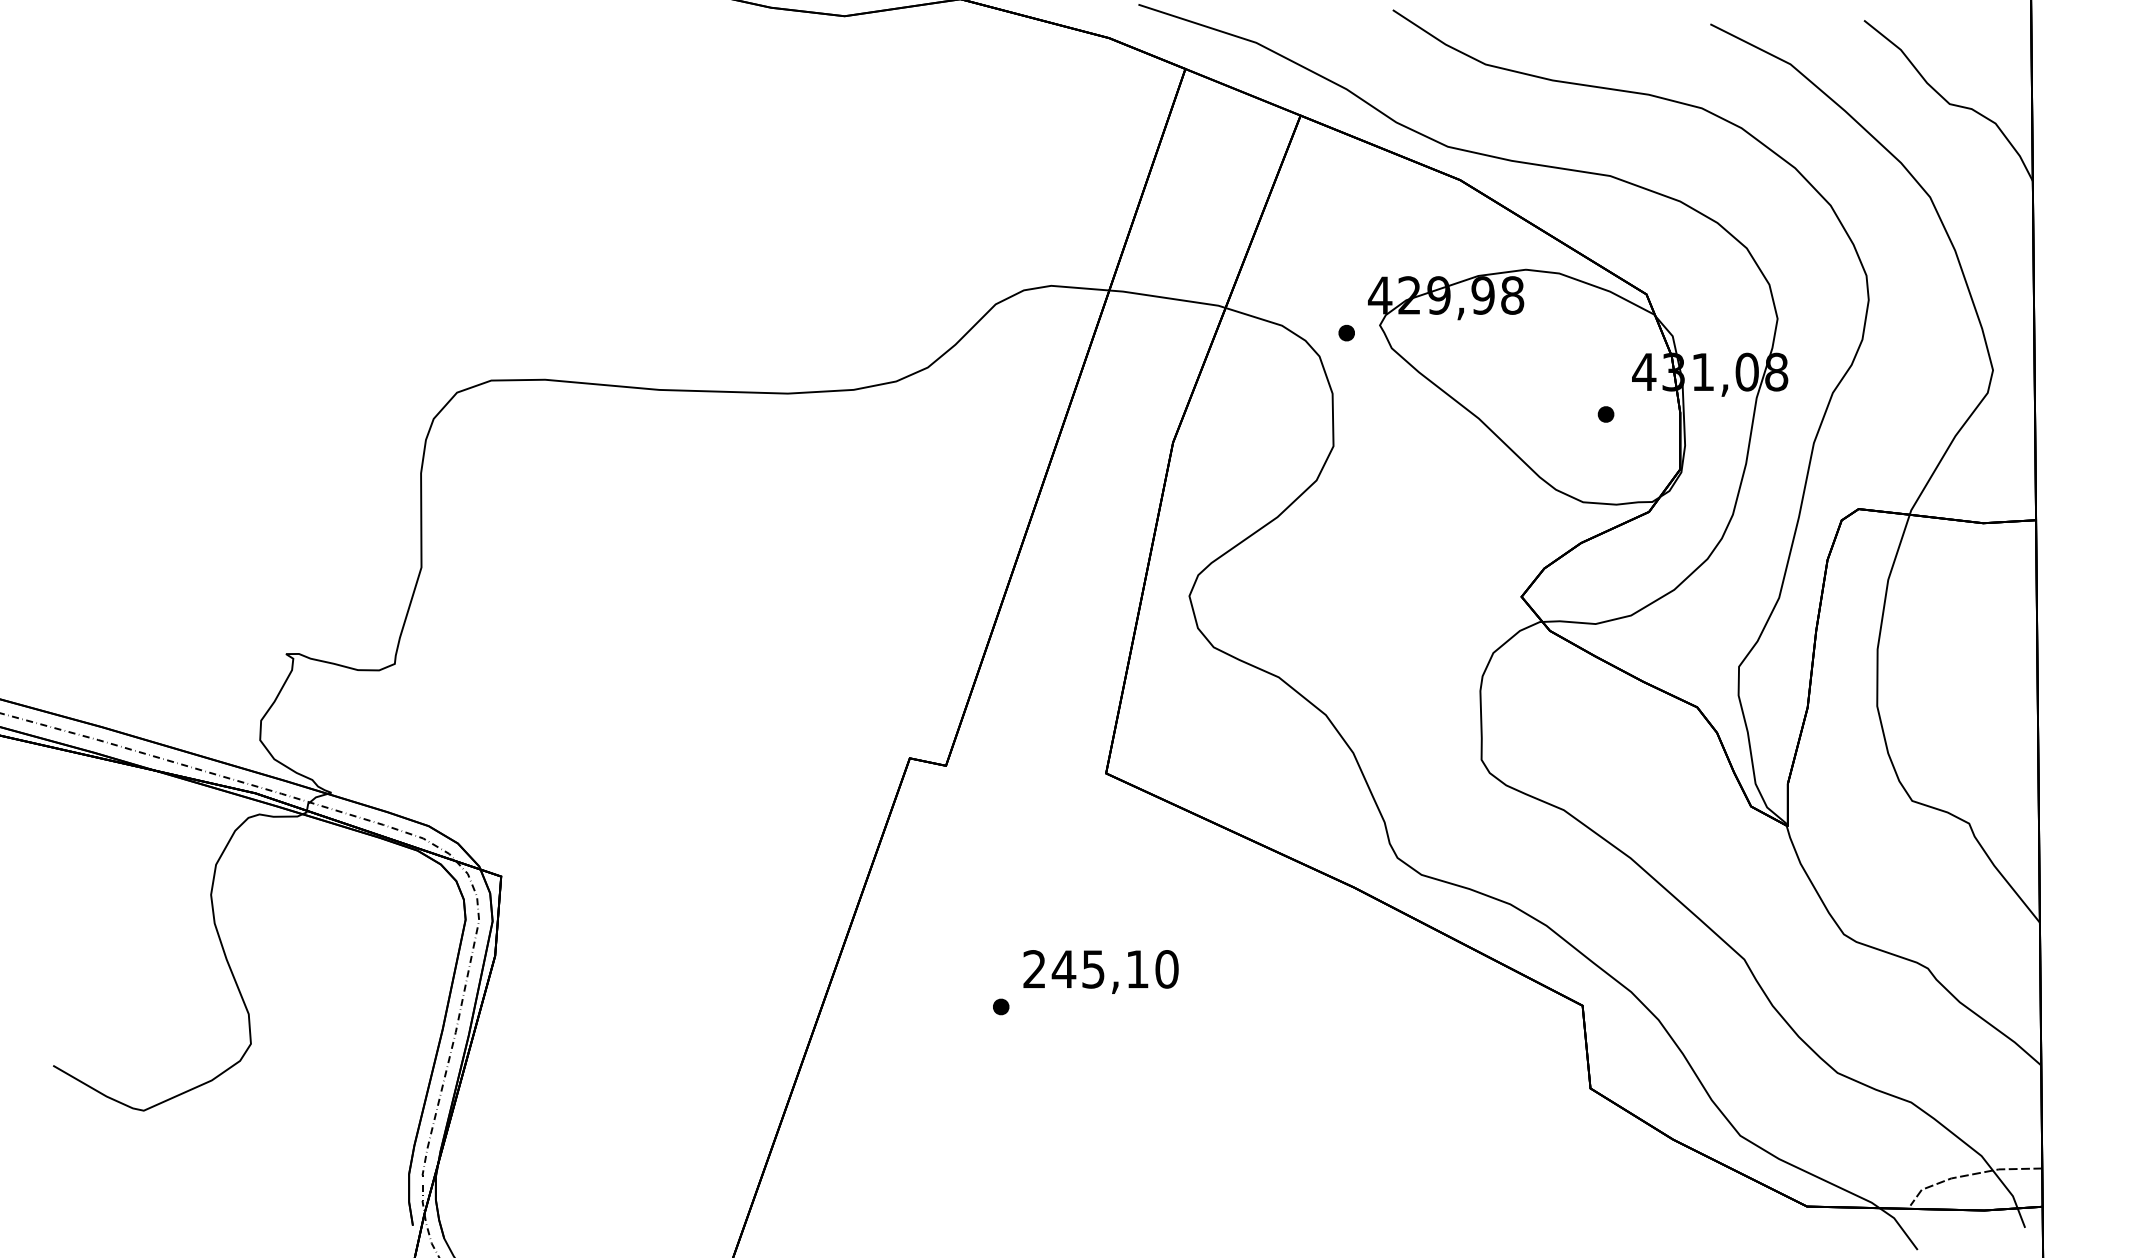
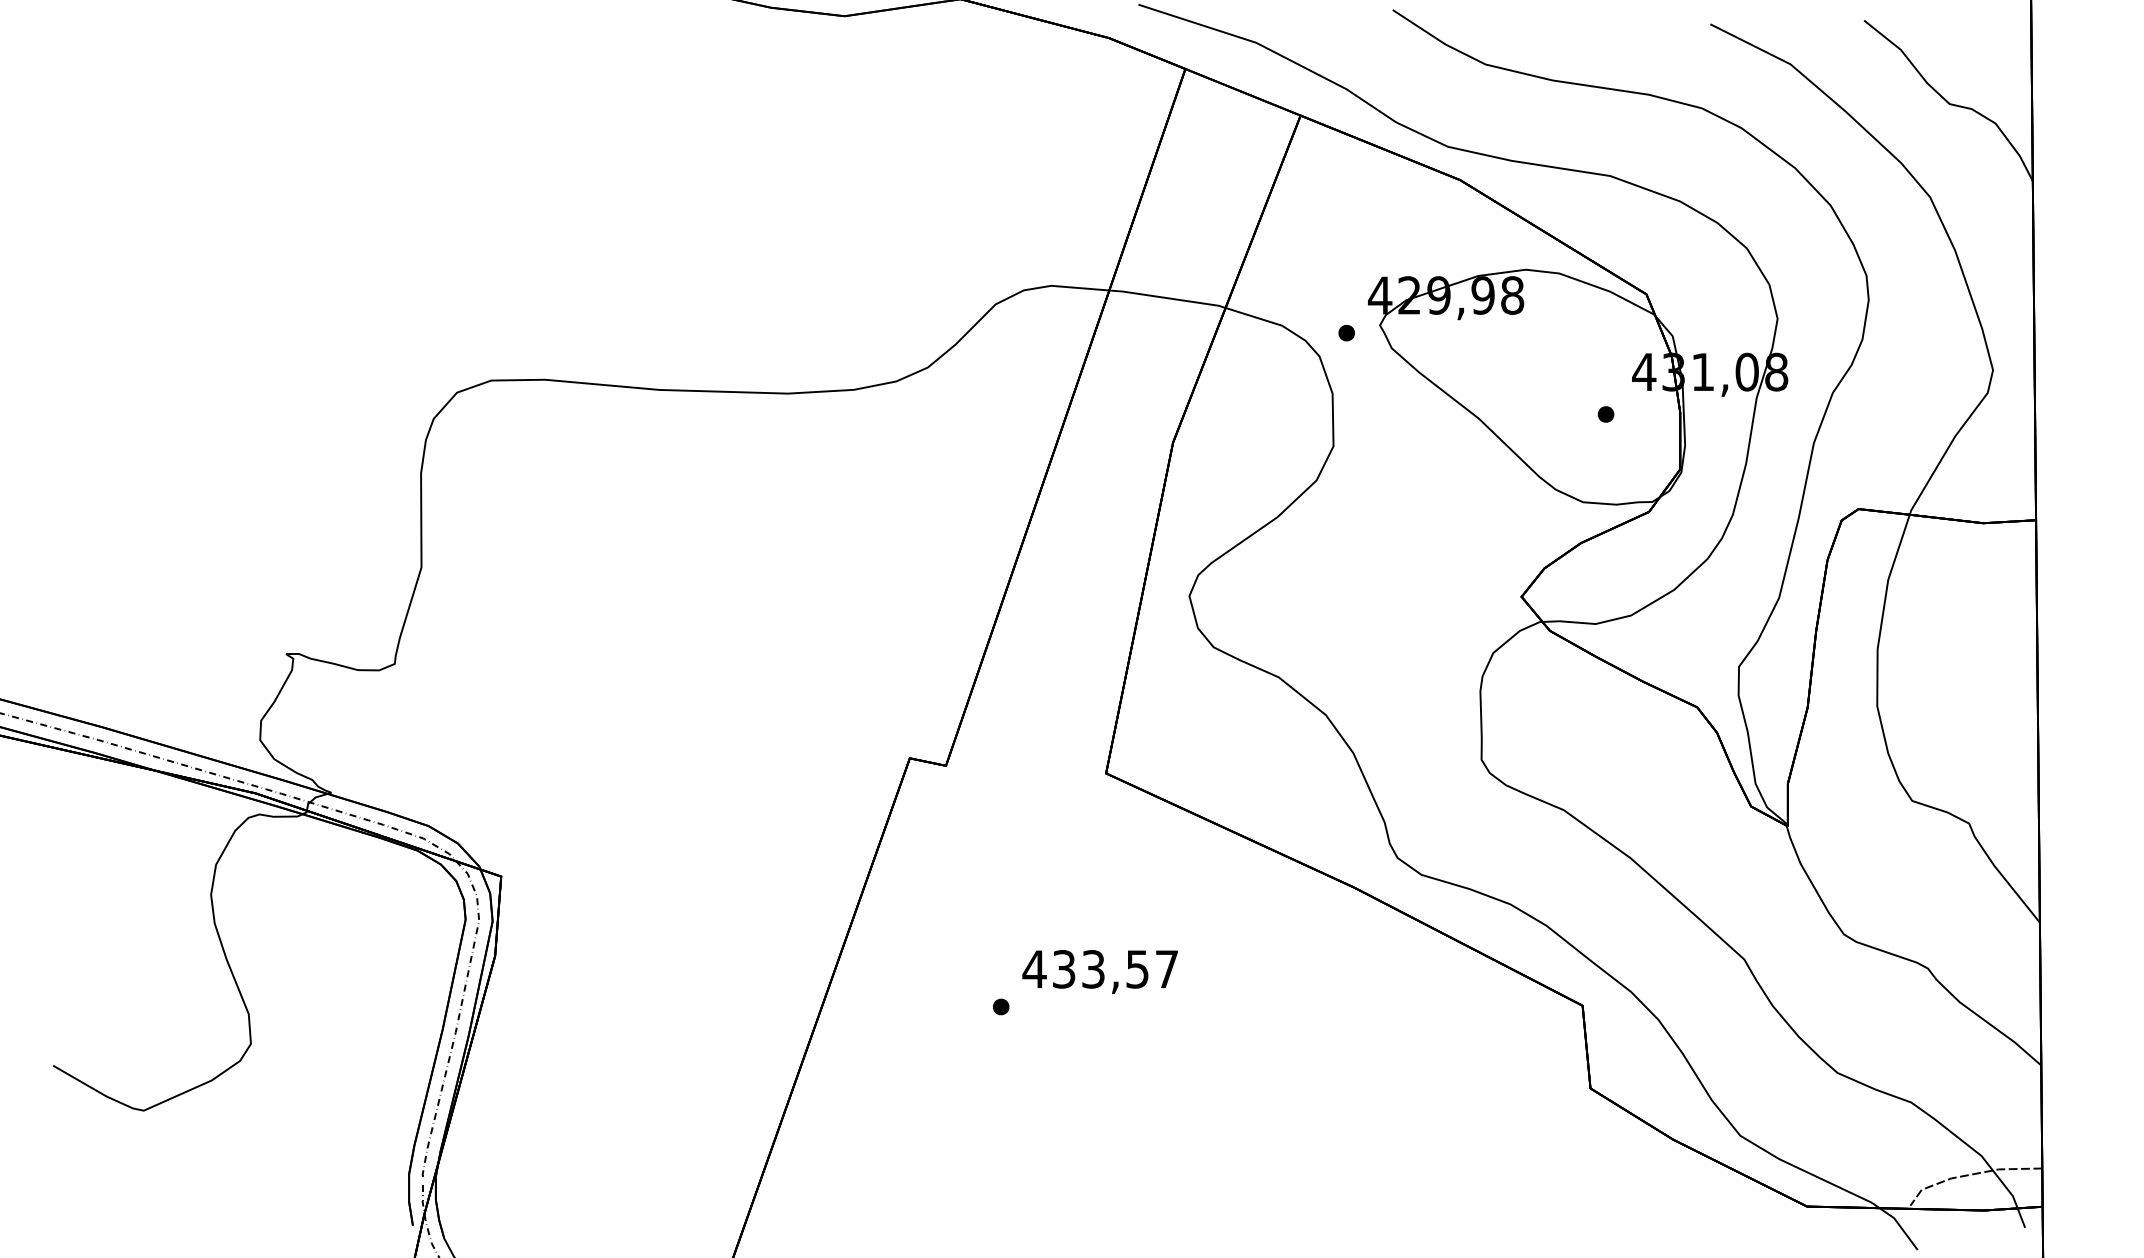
text: 245,10 -> 433,57 (1100, 969)
